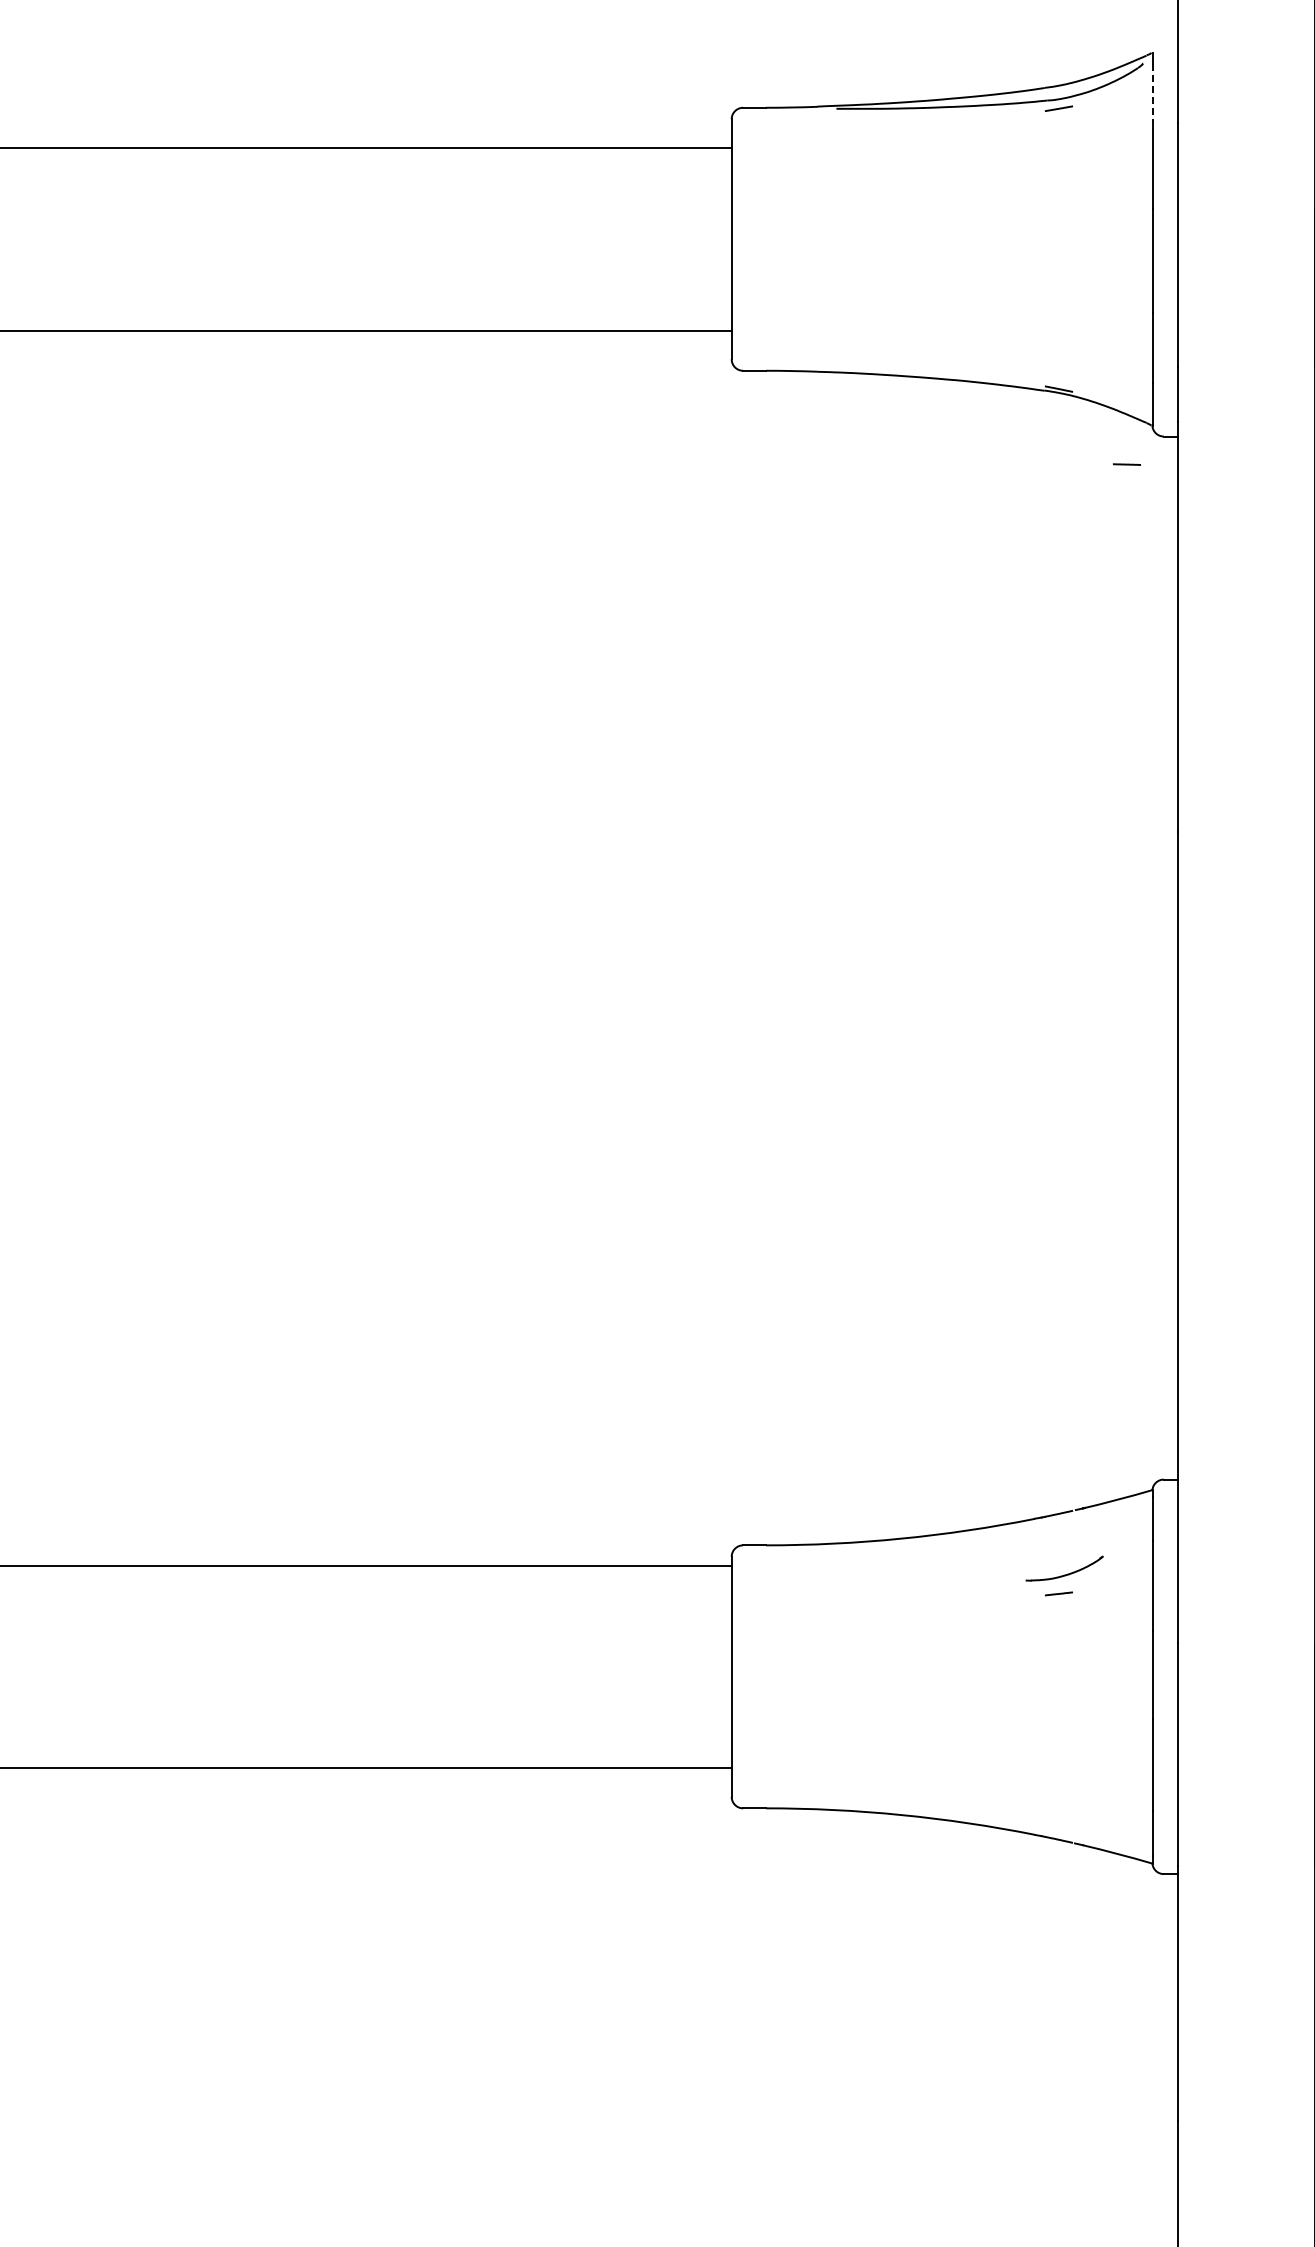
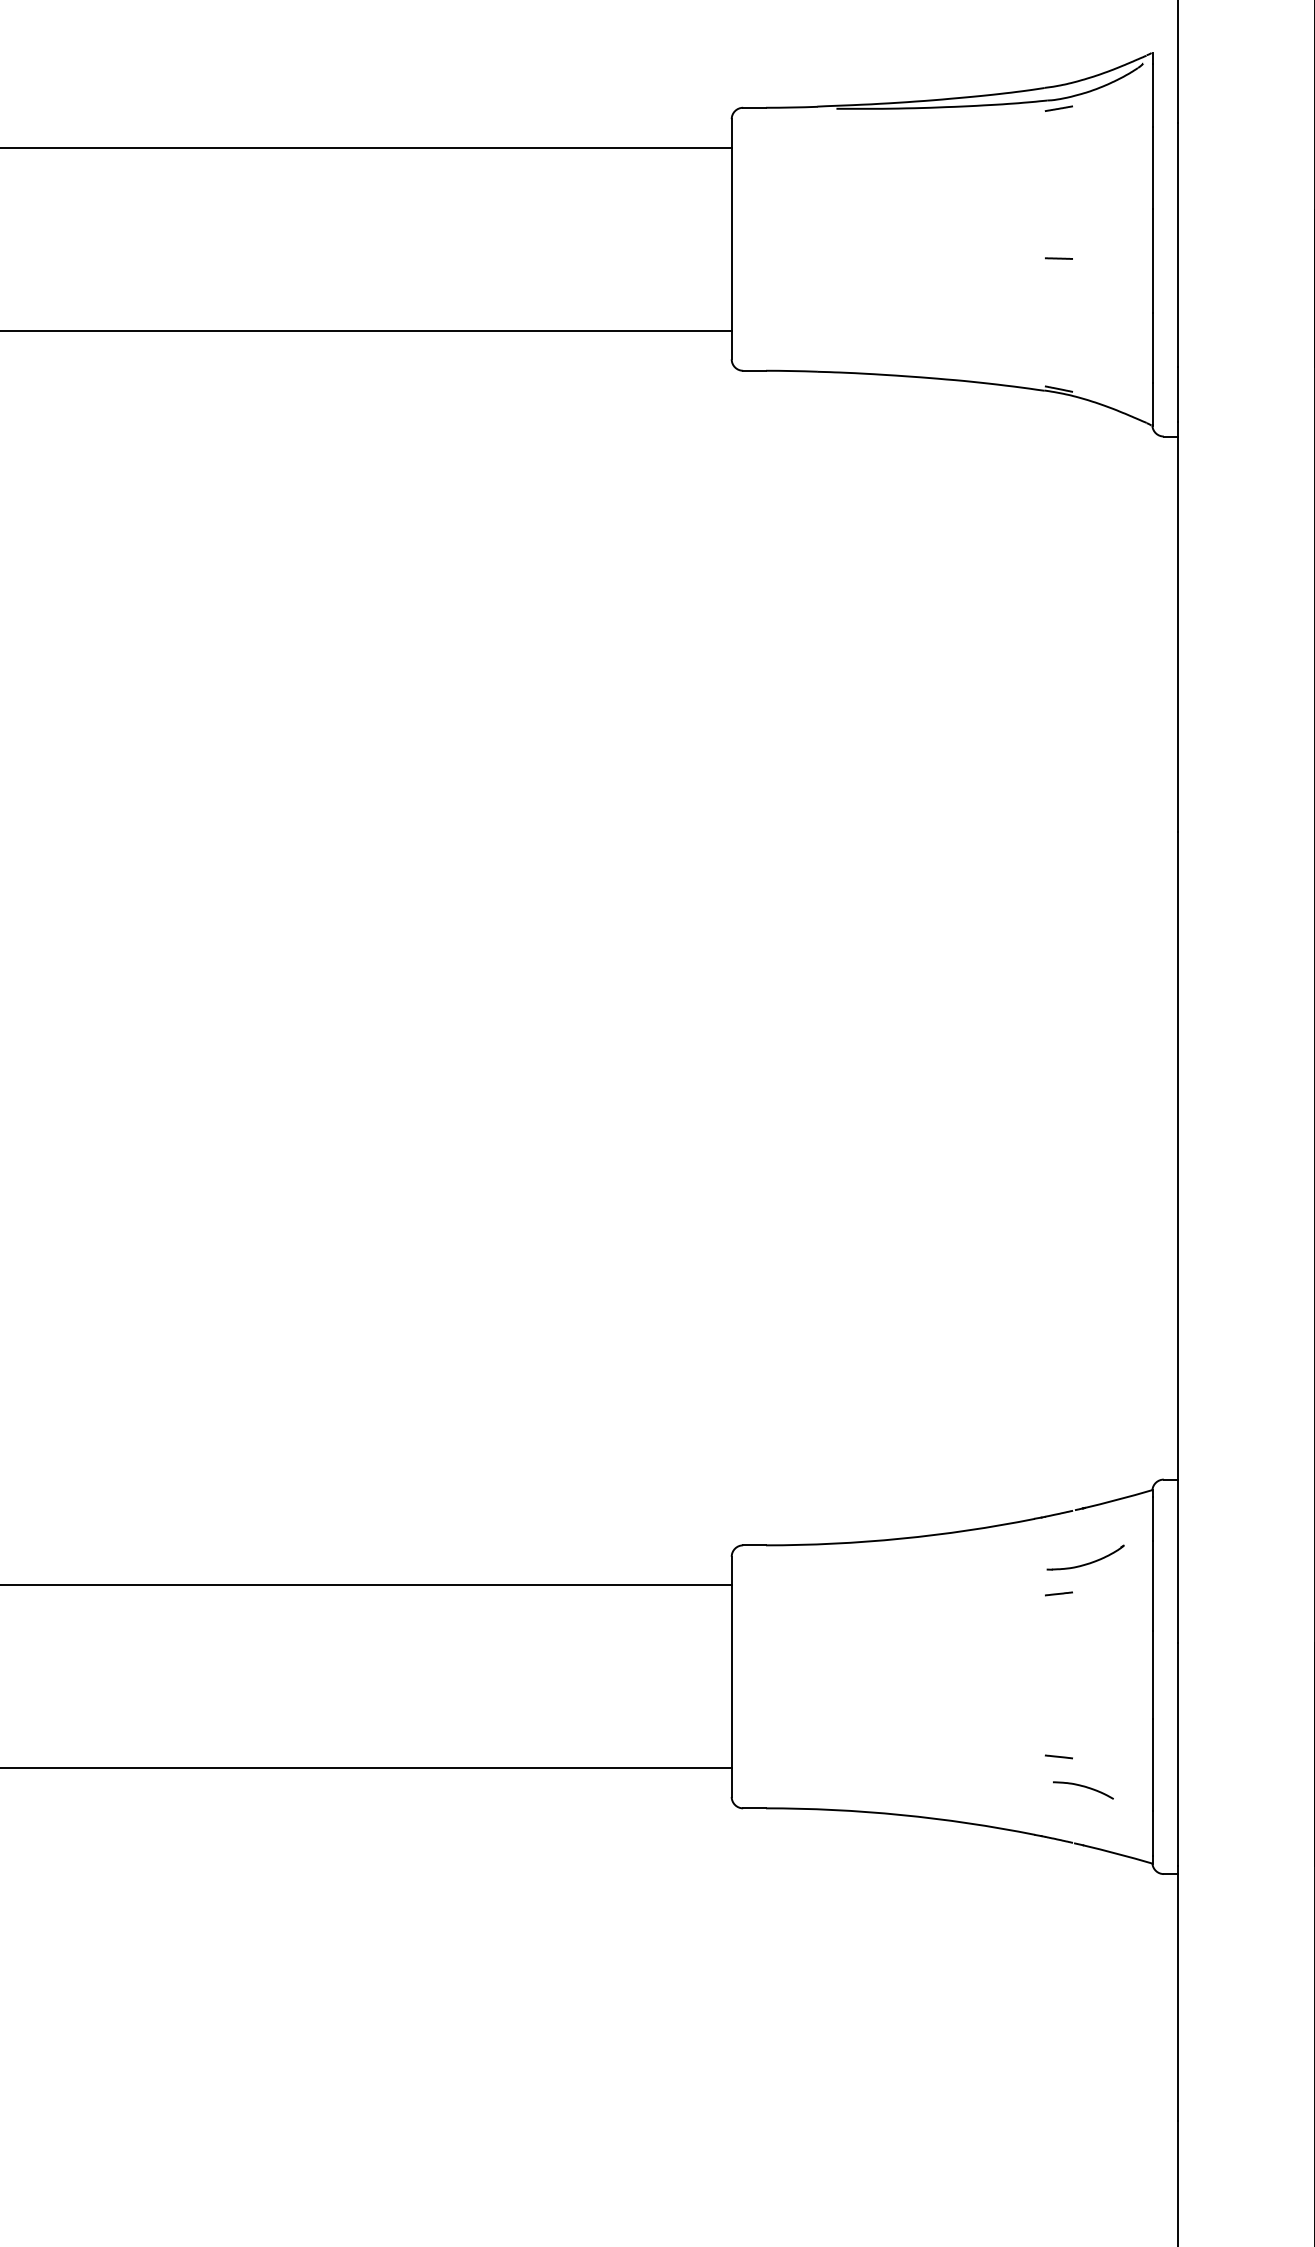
line: dashed -> solid (1152, 96)
line position: (1126, 464) -> (1058, 258) (1058, 258)
line position: (366, 1566) -> (366, 1585) (366, 1585)
part position: (1064, 1568) -> (1085, 1557) (1085, 1557)
line: none -> present (1058, 1756)
curve: none -> present (1083, 1787)
